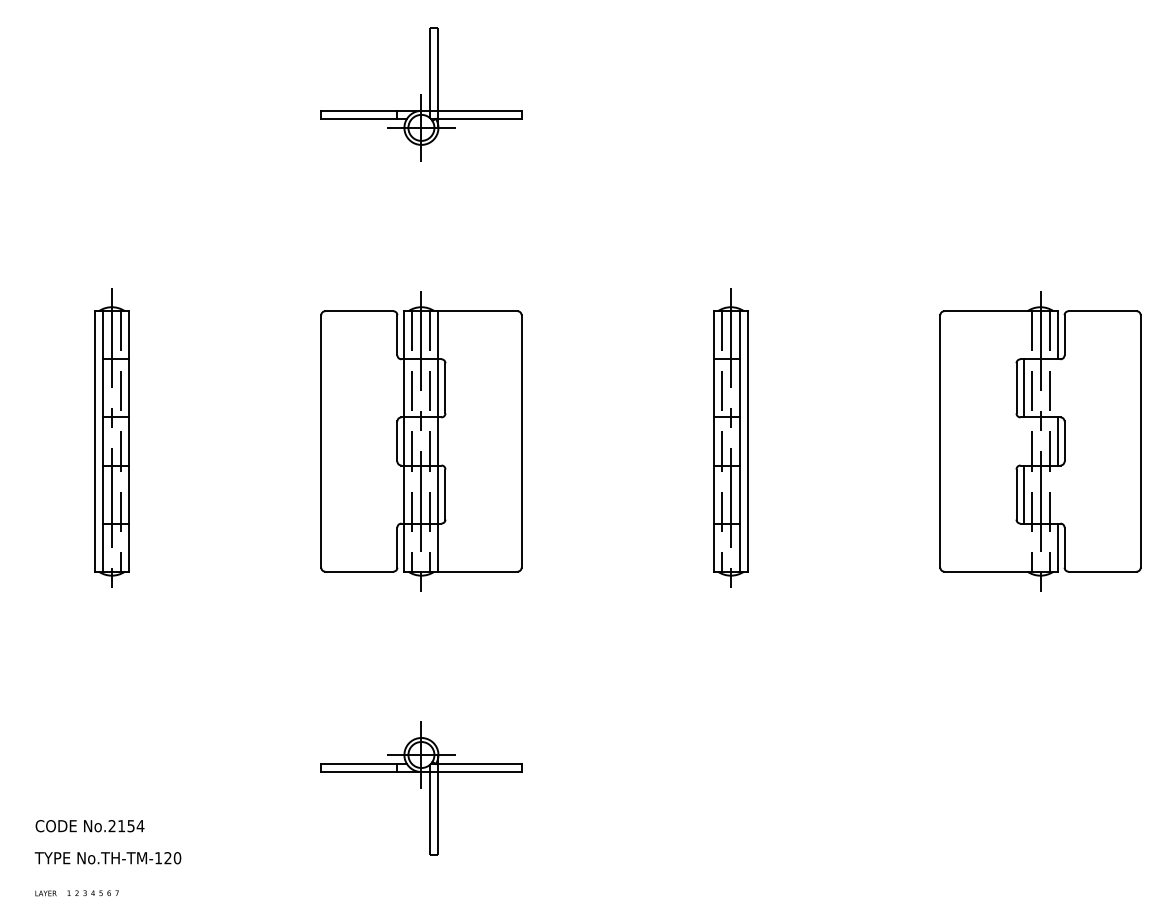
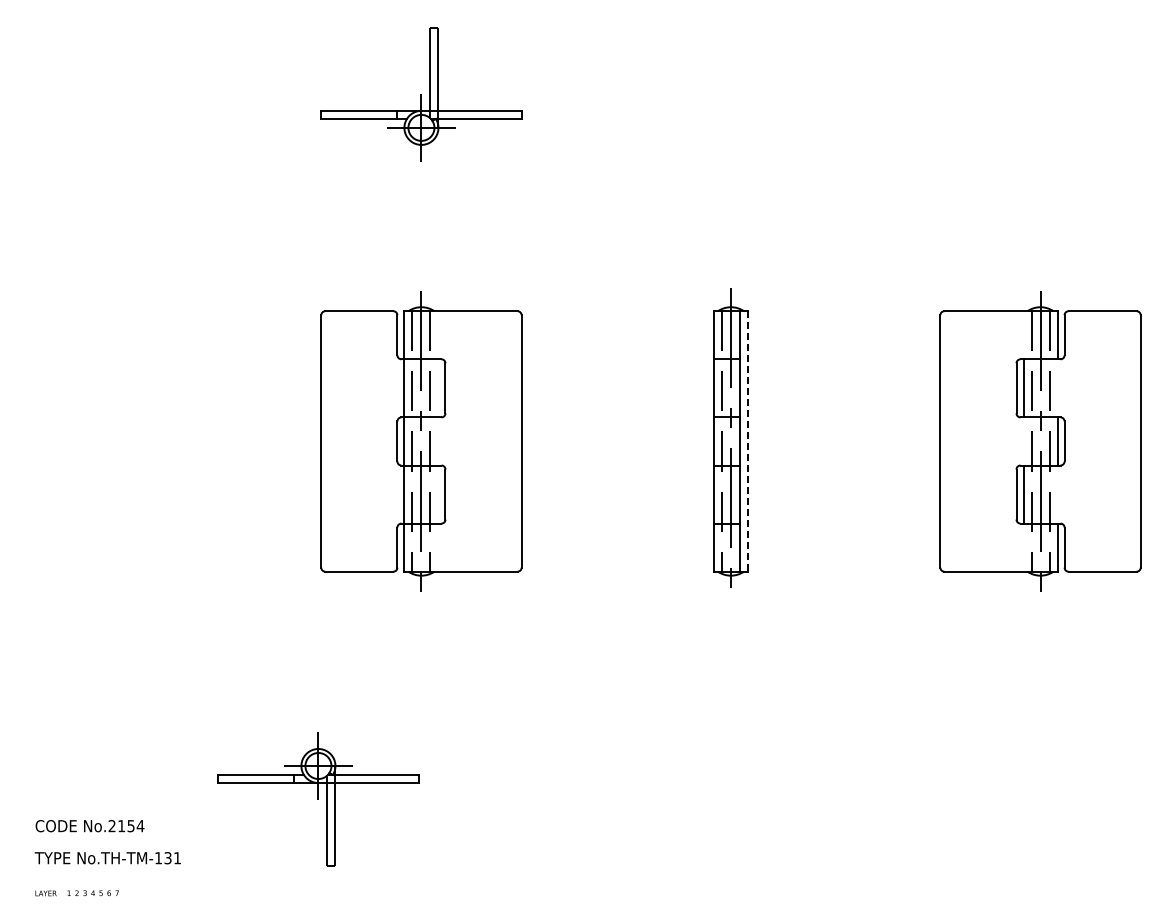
part: present -> none (111, 437)
line: present -> none (438, 441)
line: solid -> dashed (748, 441)
part position: (421, 788) -> (318, 799) (318, 799)
text: No.TH-TM-120 -> No.TH-TM-131 (172, 858)
